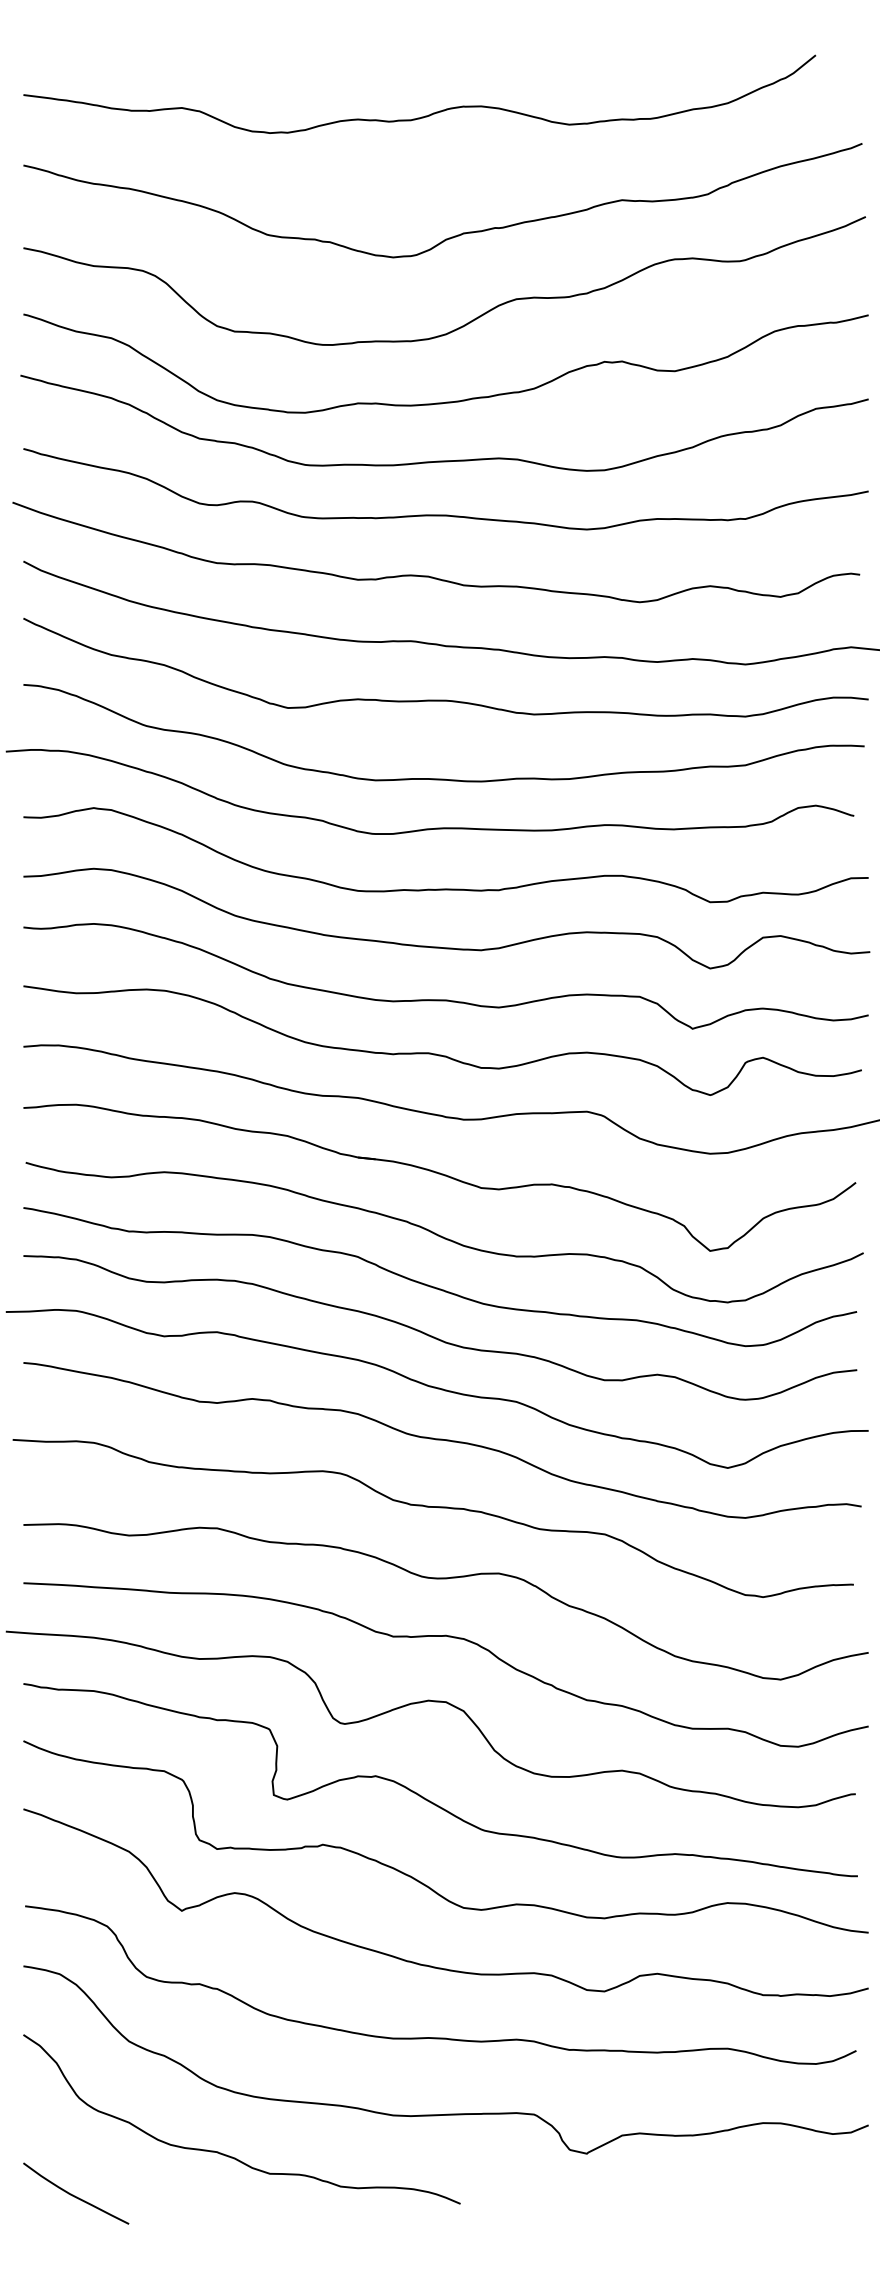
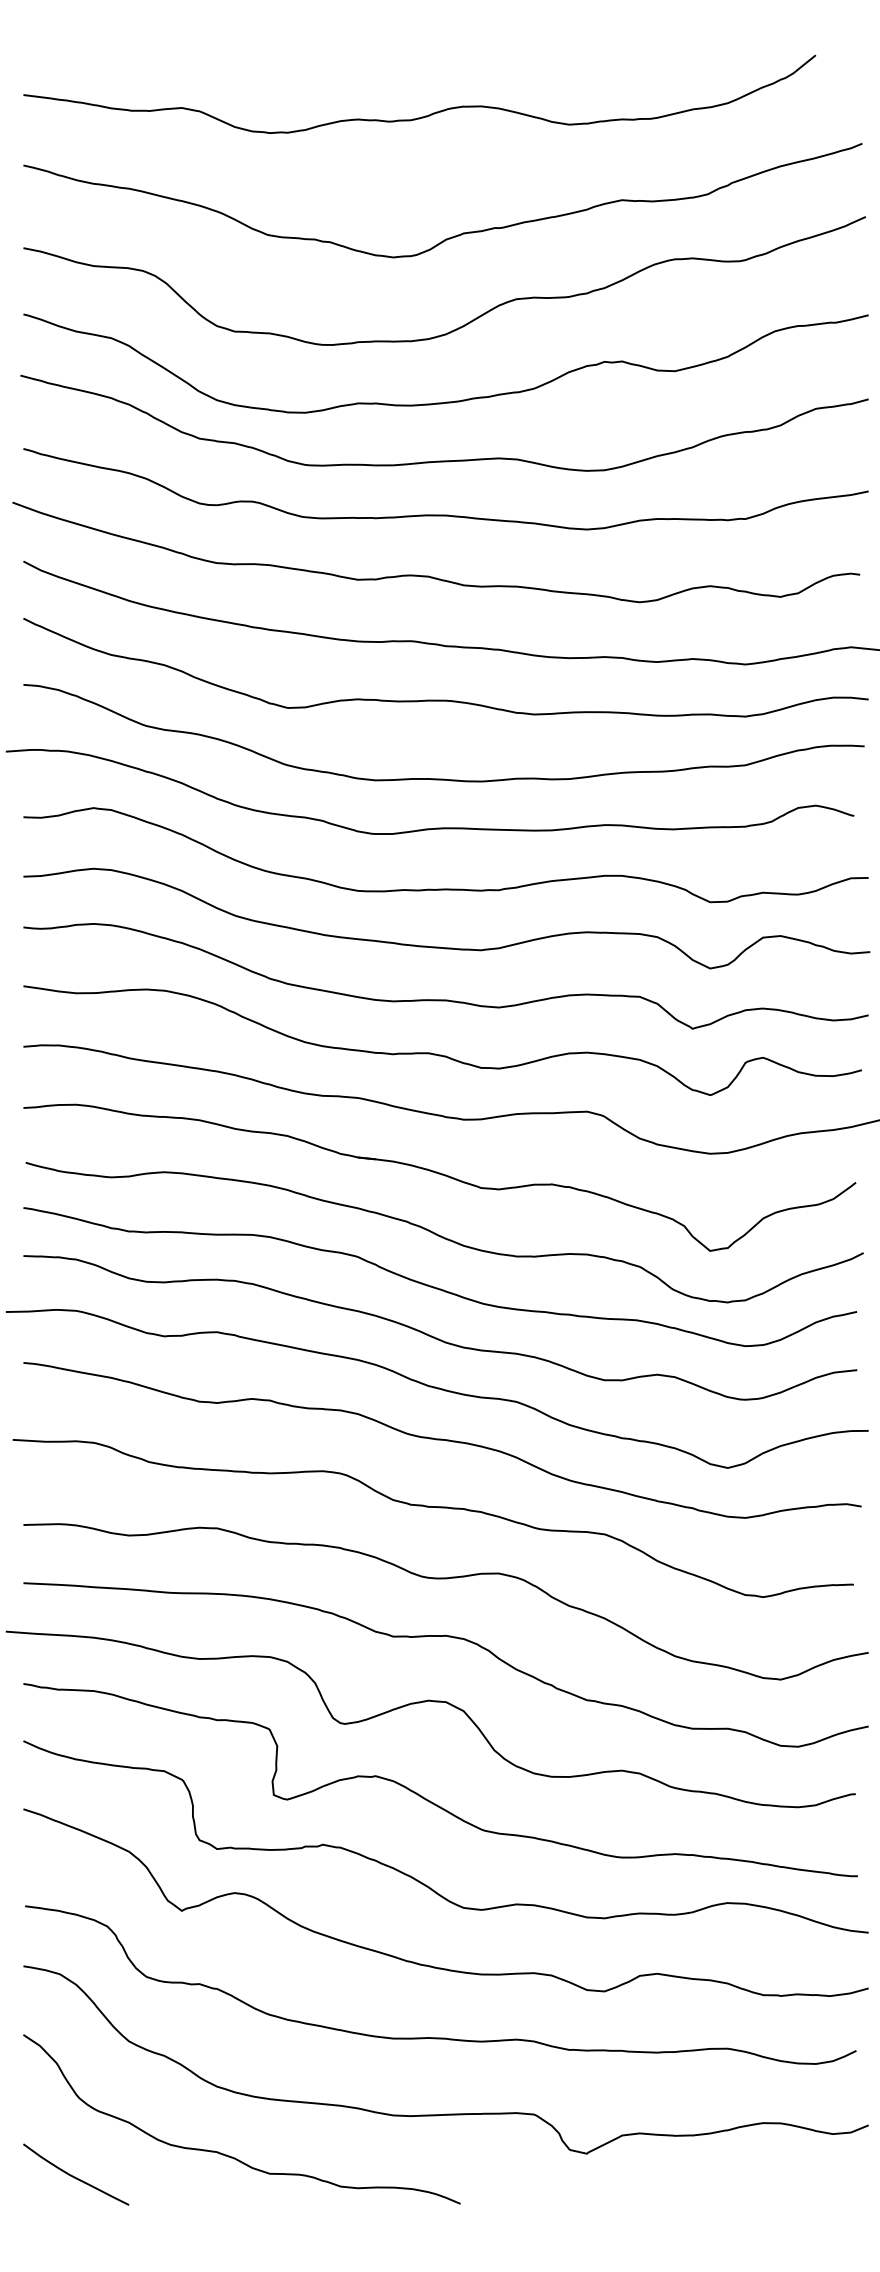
curve position: (75, 2195) -> (75, 2176) (75, 2176)
